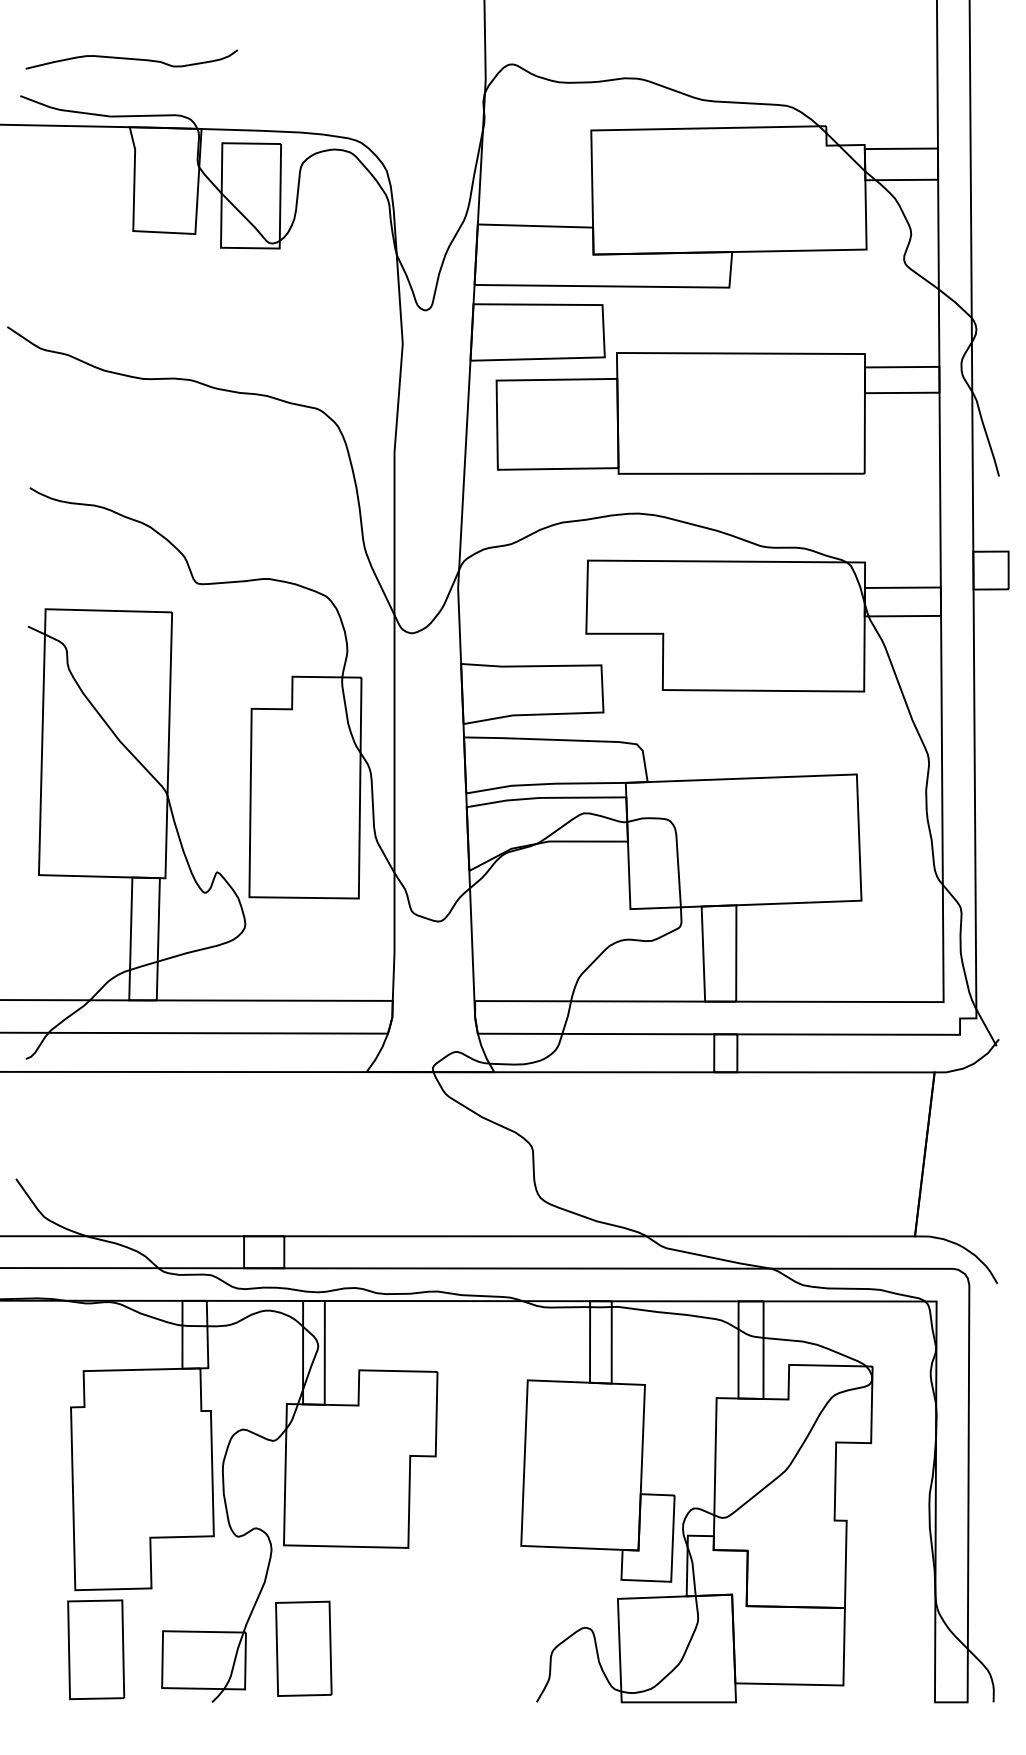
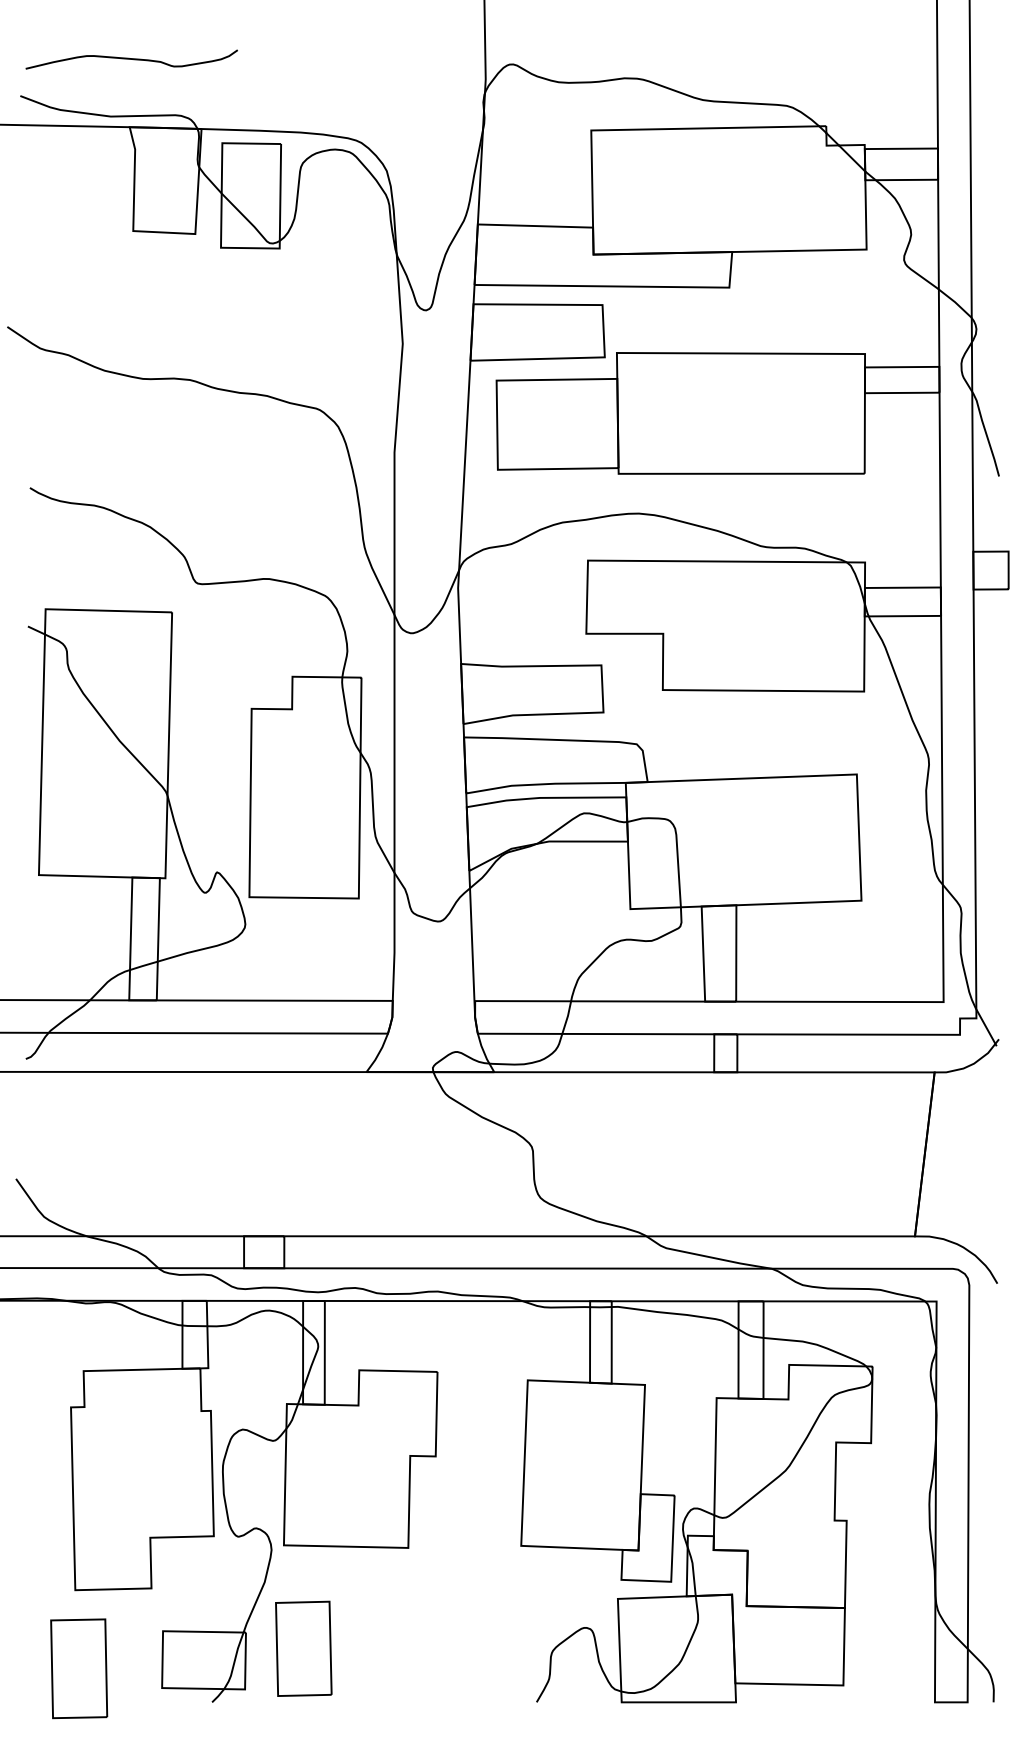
part position: (96, 1649) -> (79, 1668) (79, 1668)
